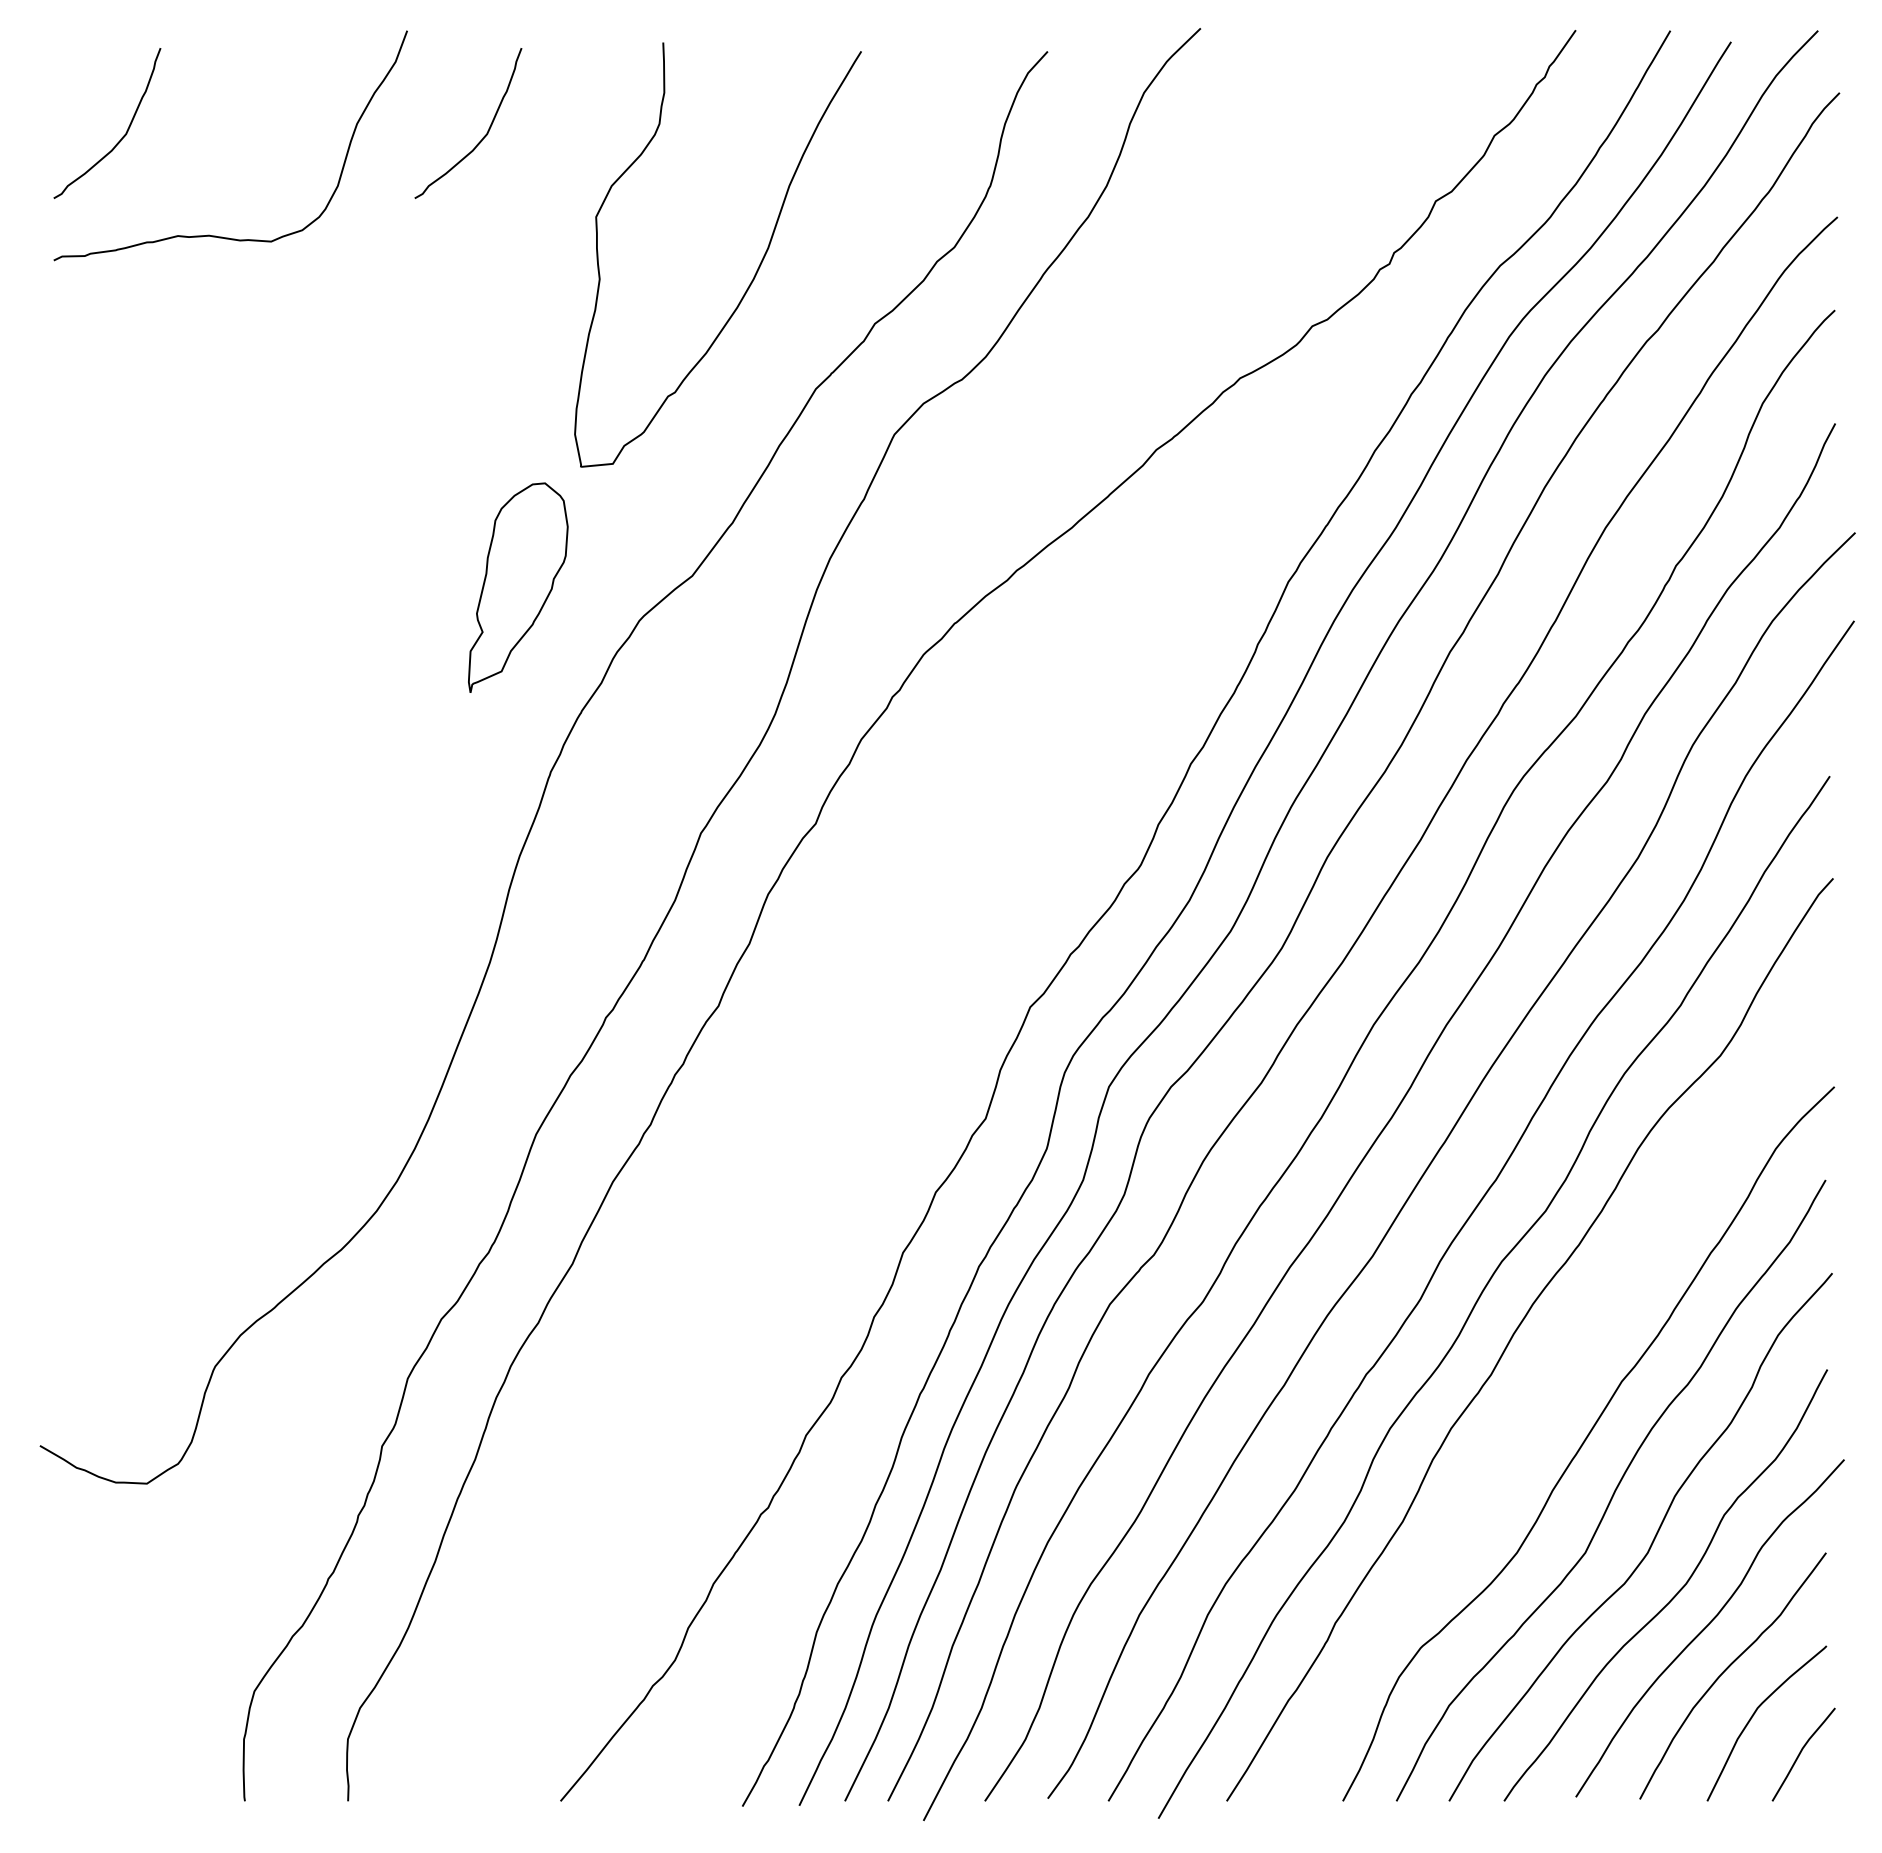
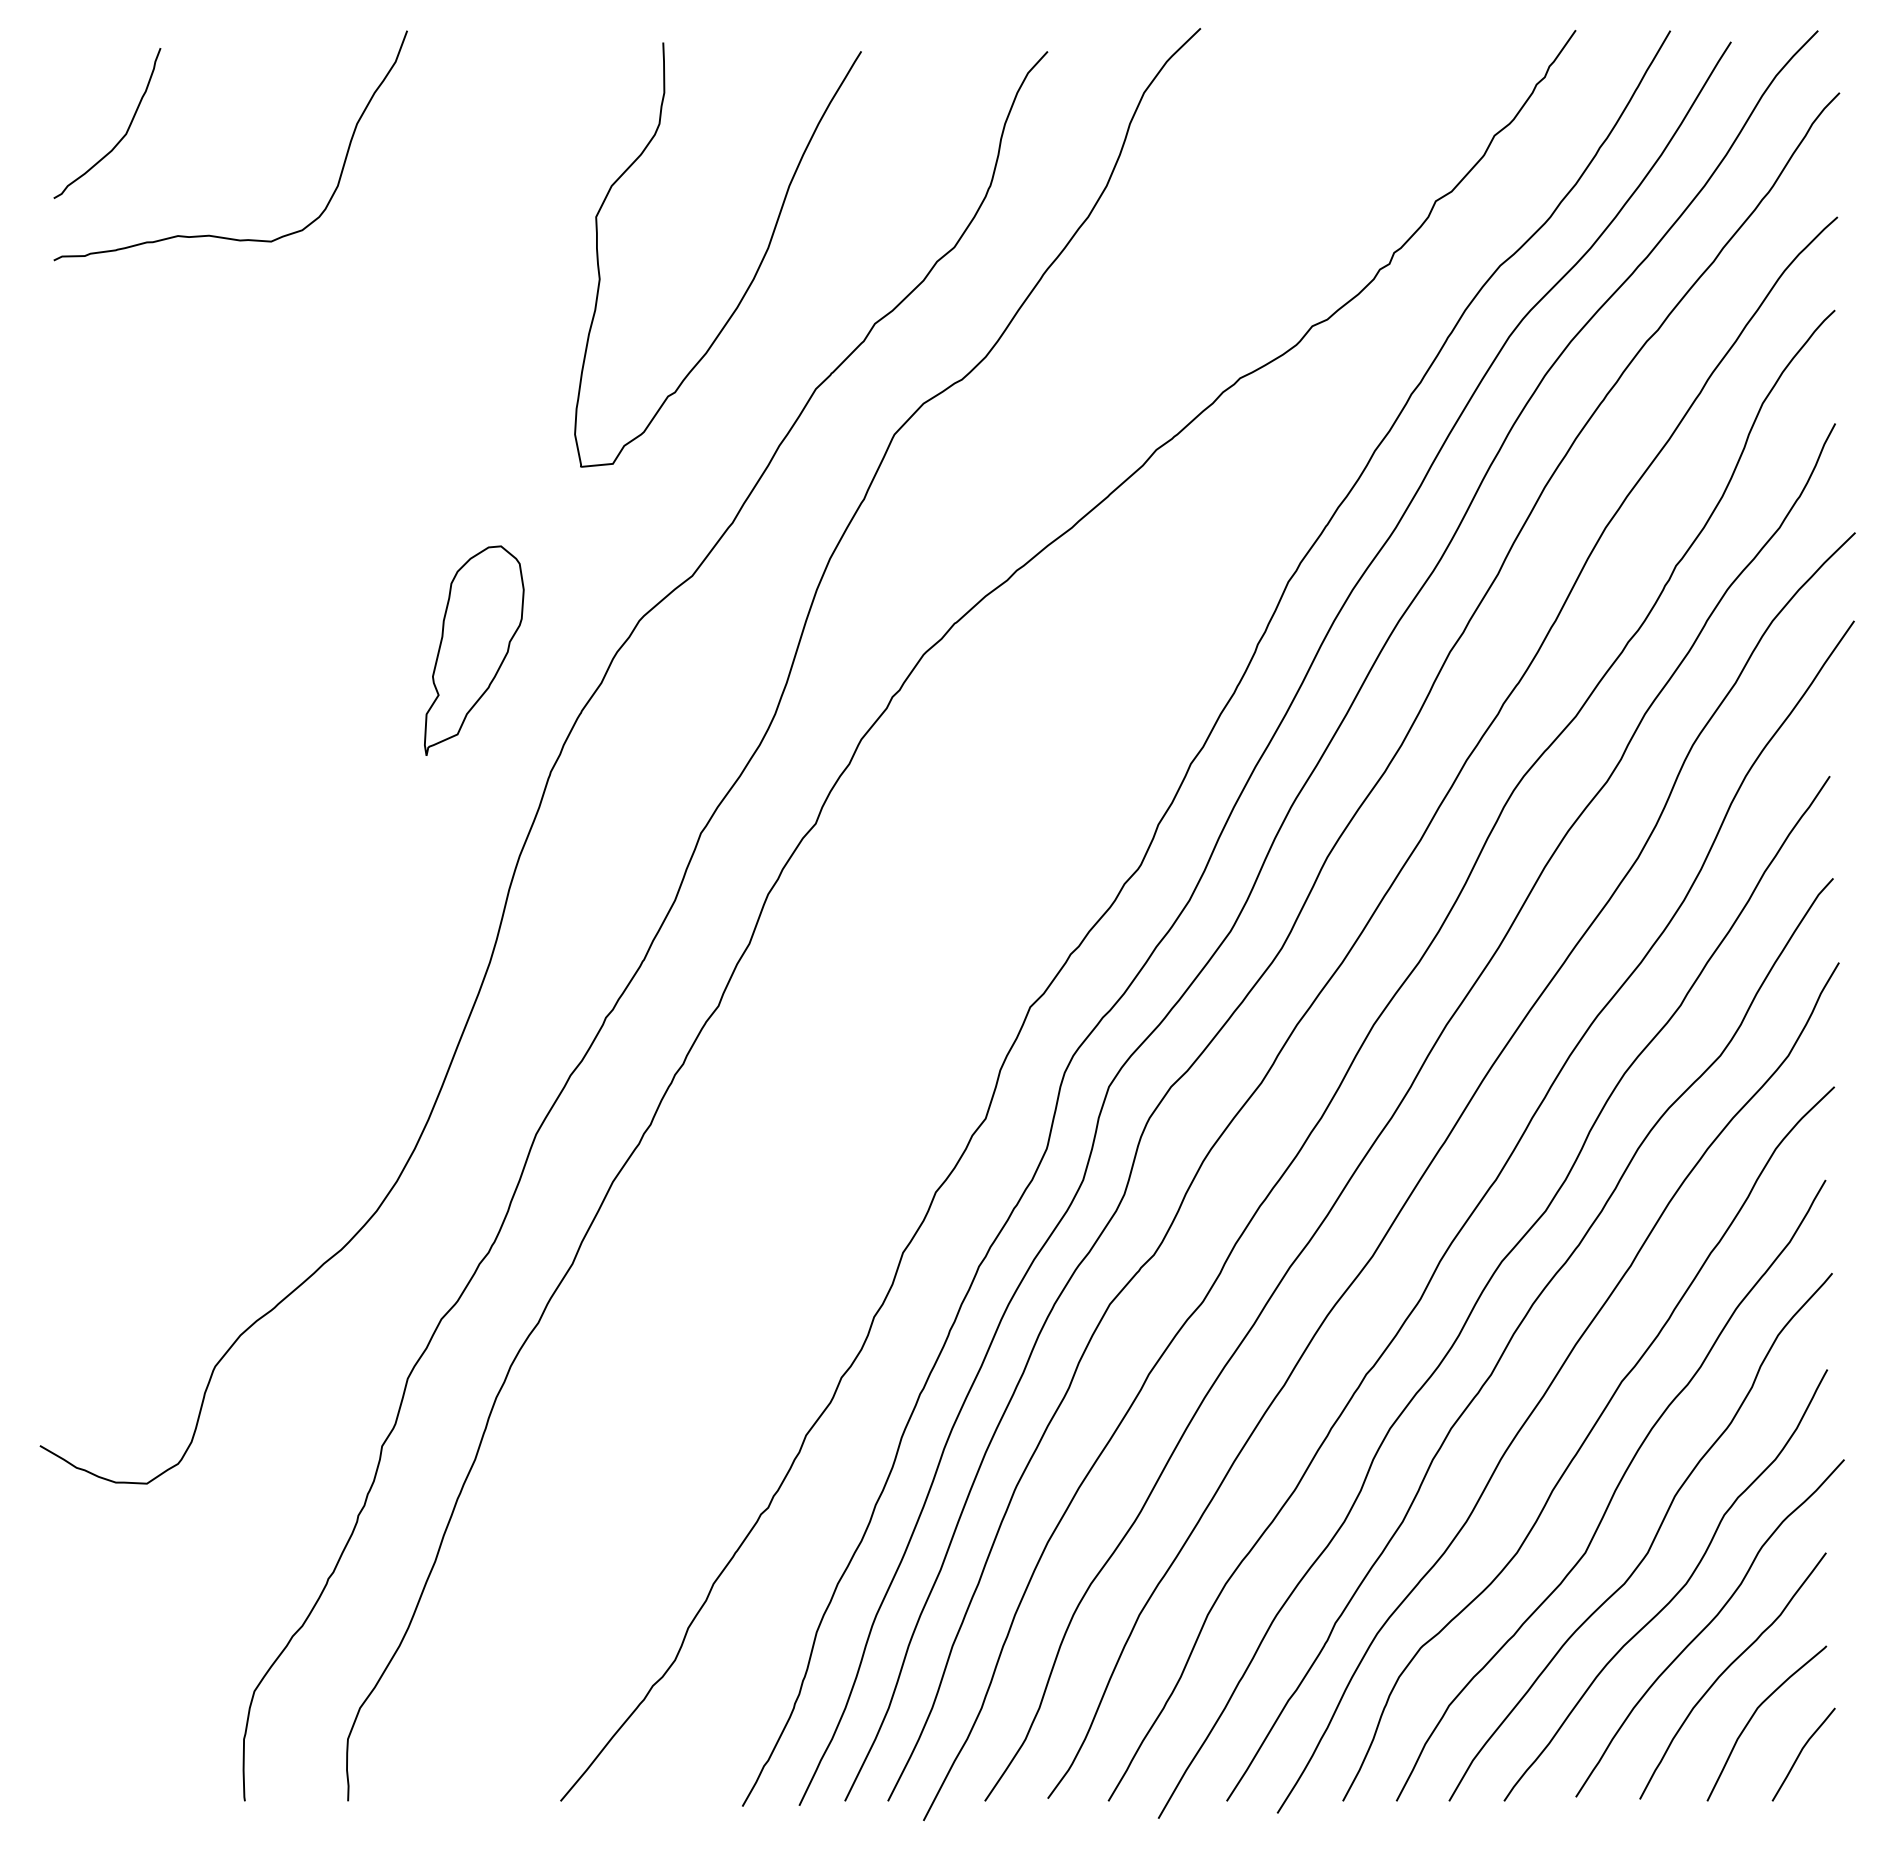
curve: present -> none (483, 136)
part position: (518, 587) -> (474, 650) (474, 650)
curve: none -> present (1551, 1385)
